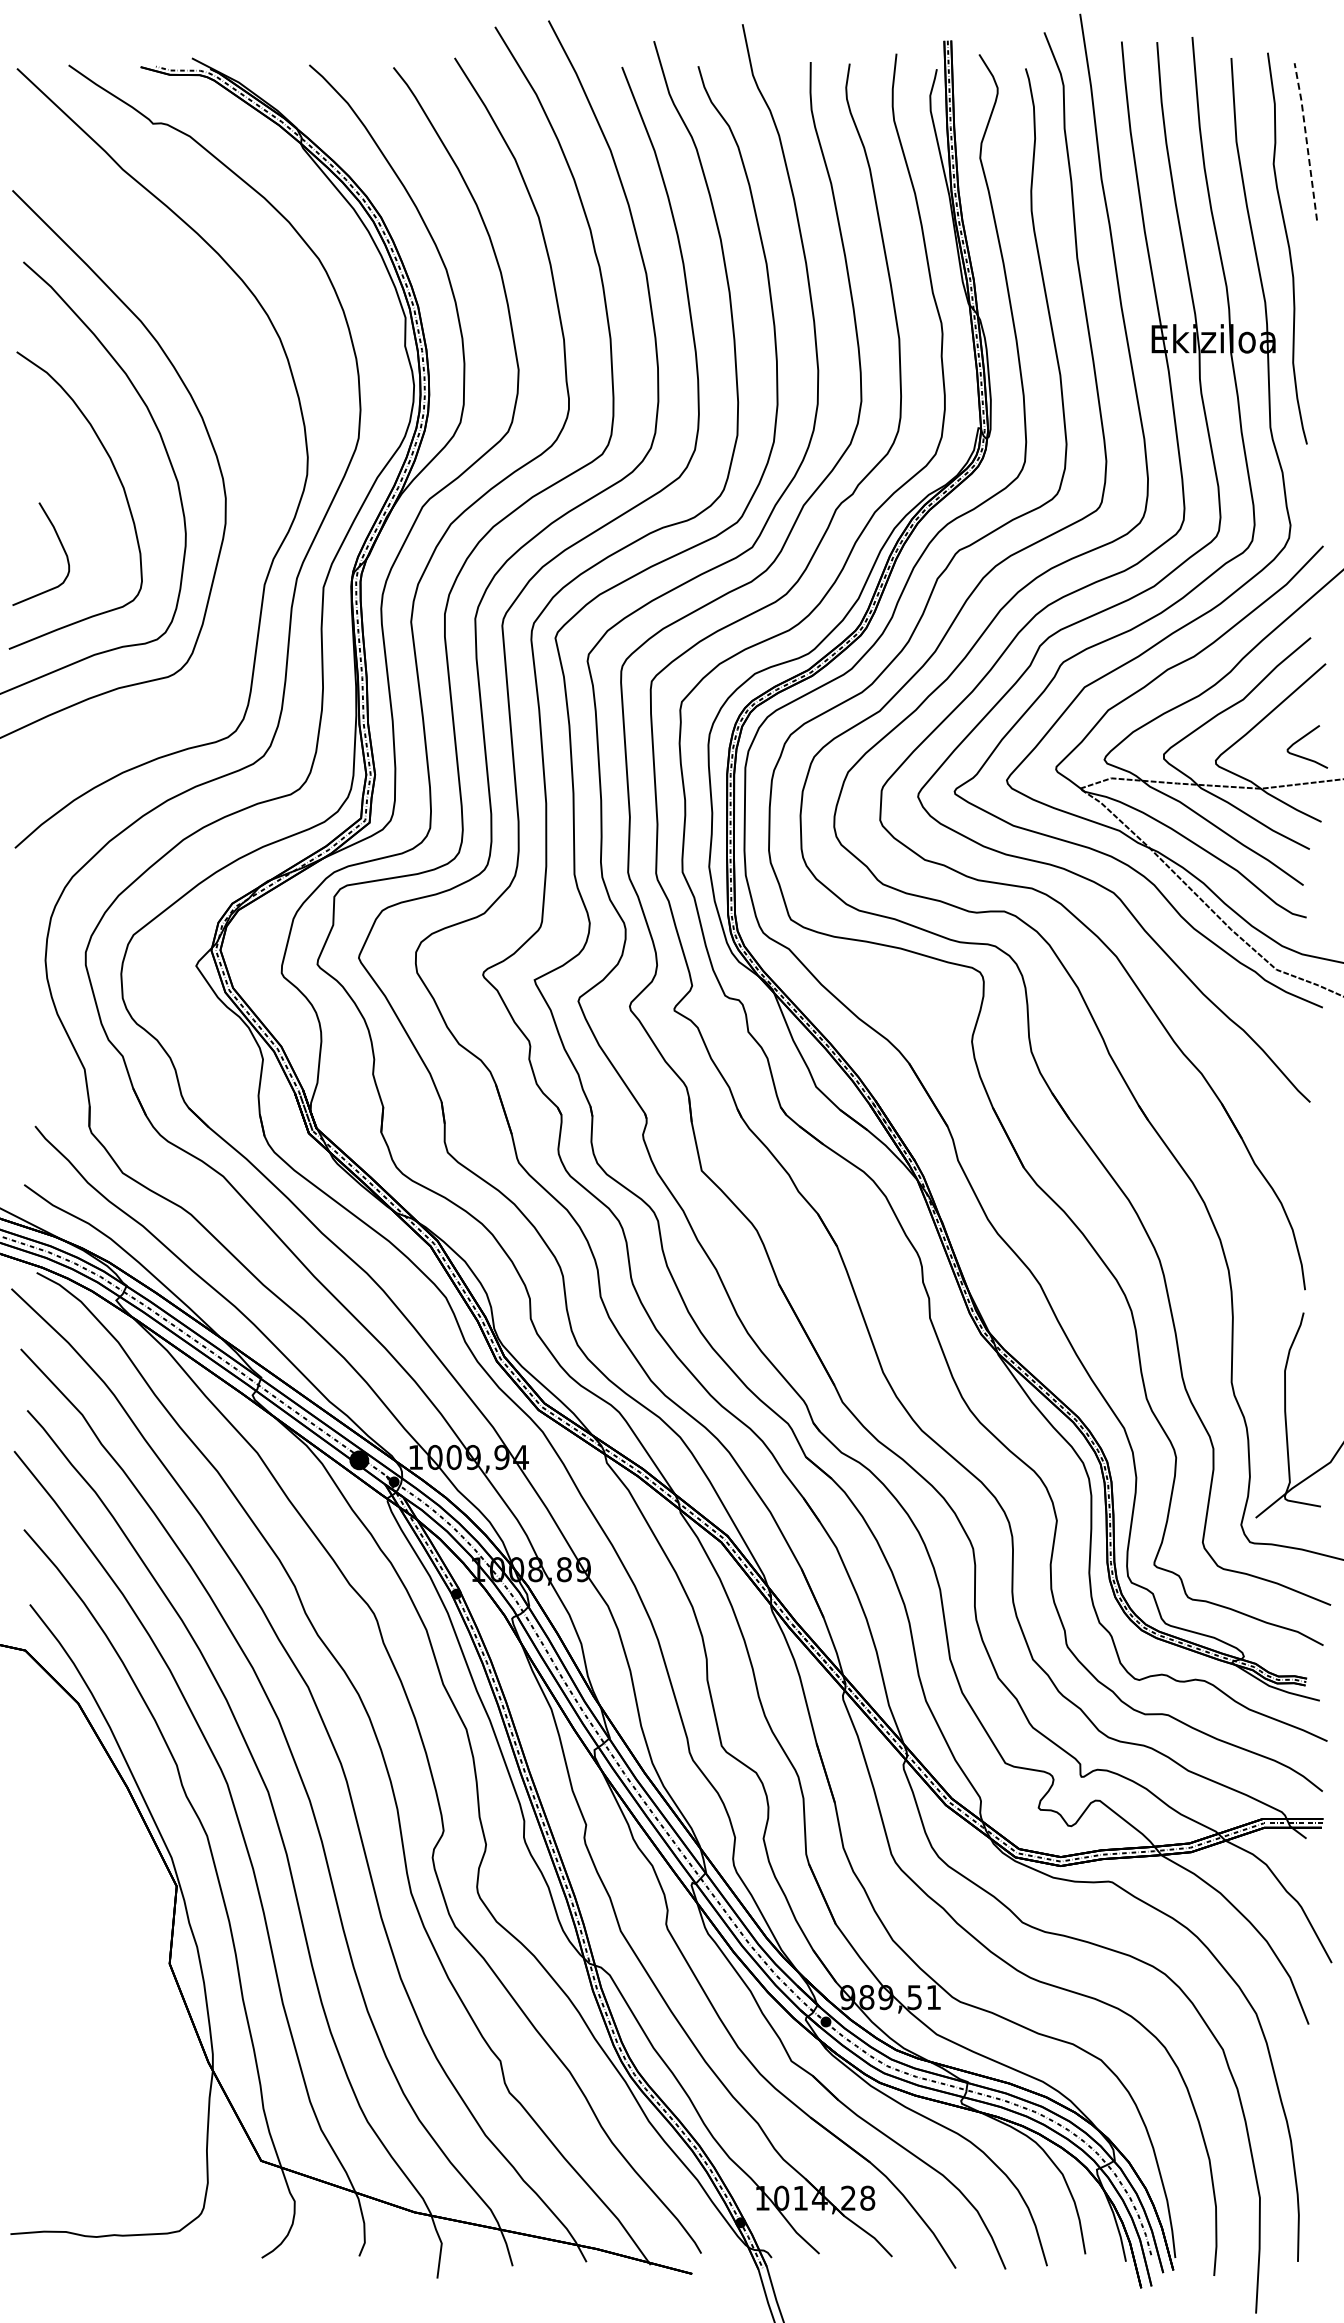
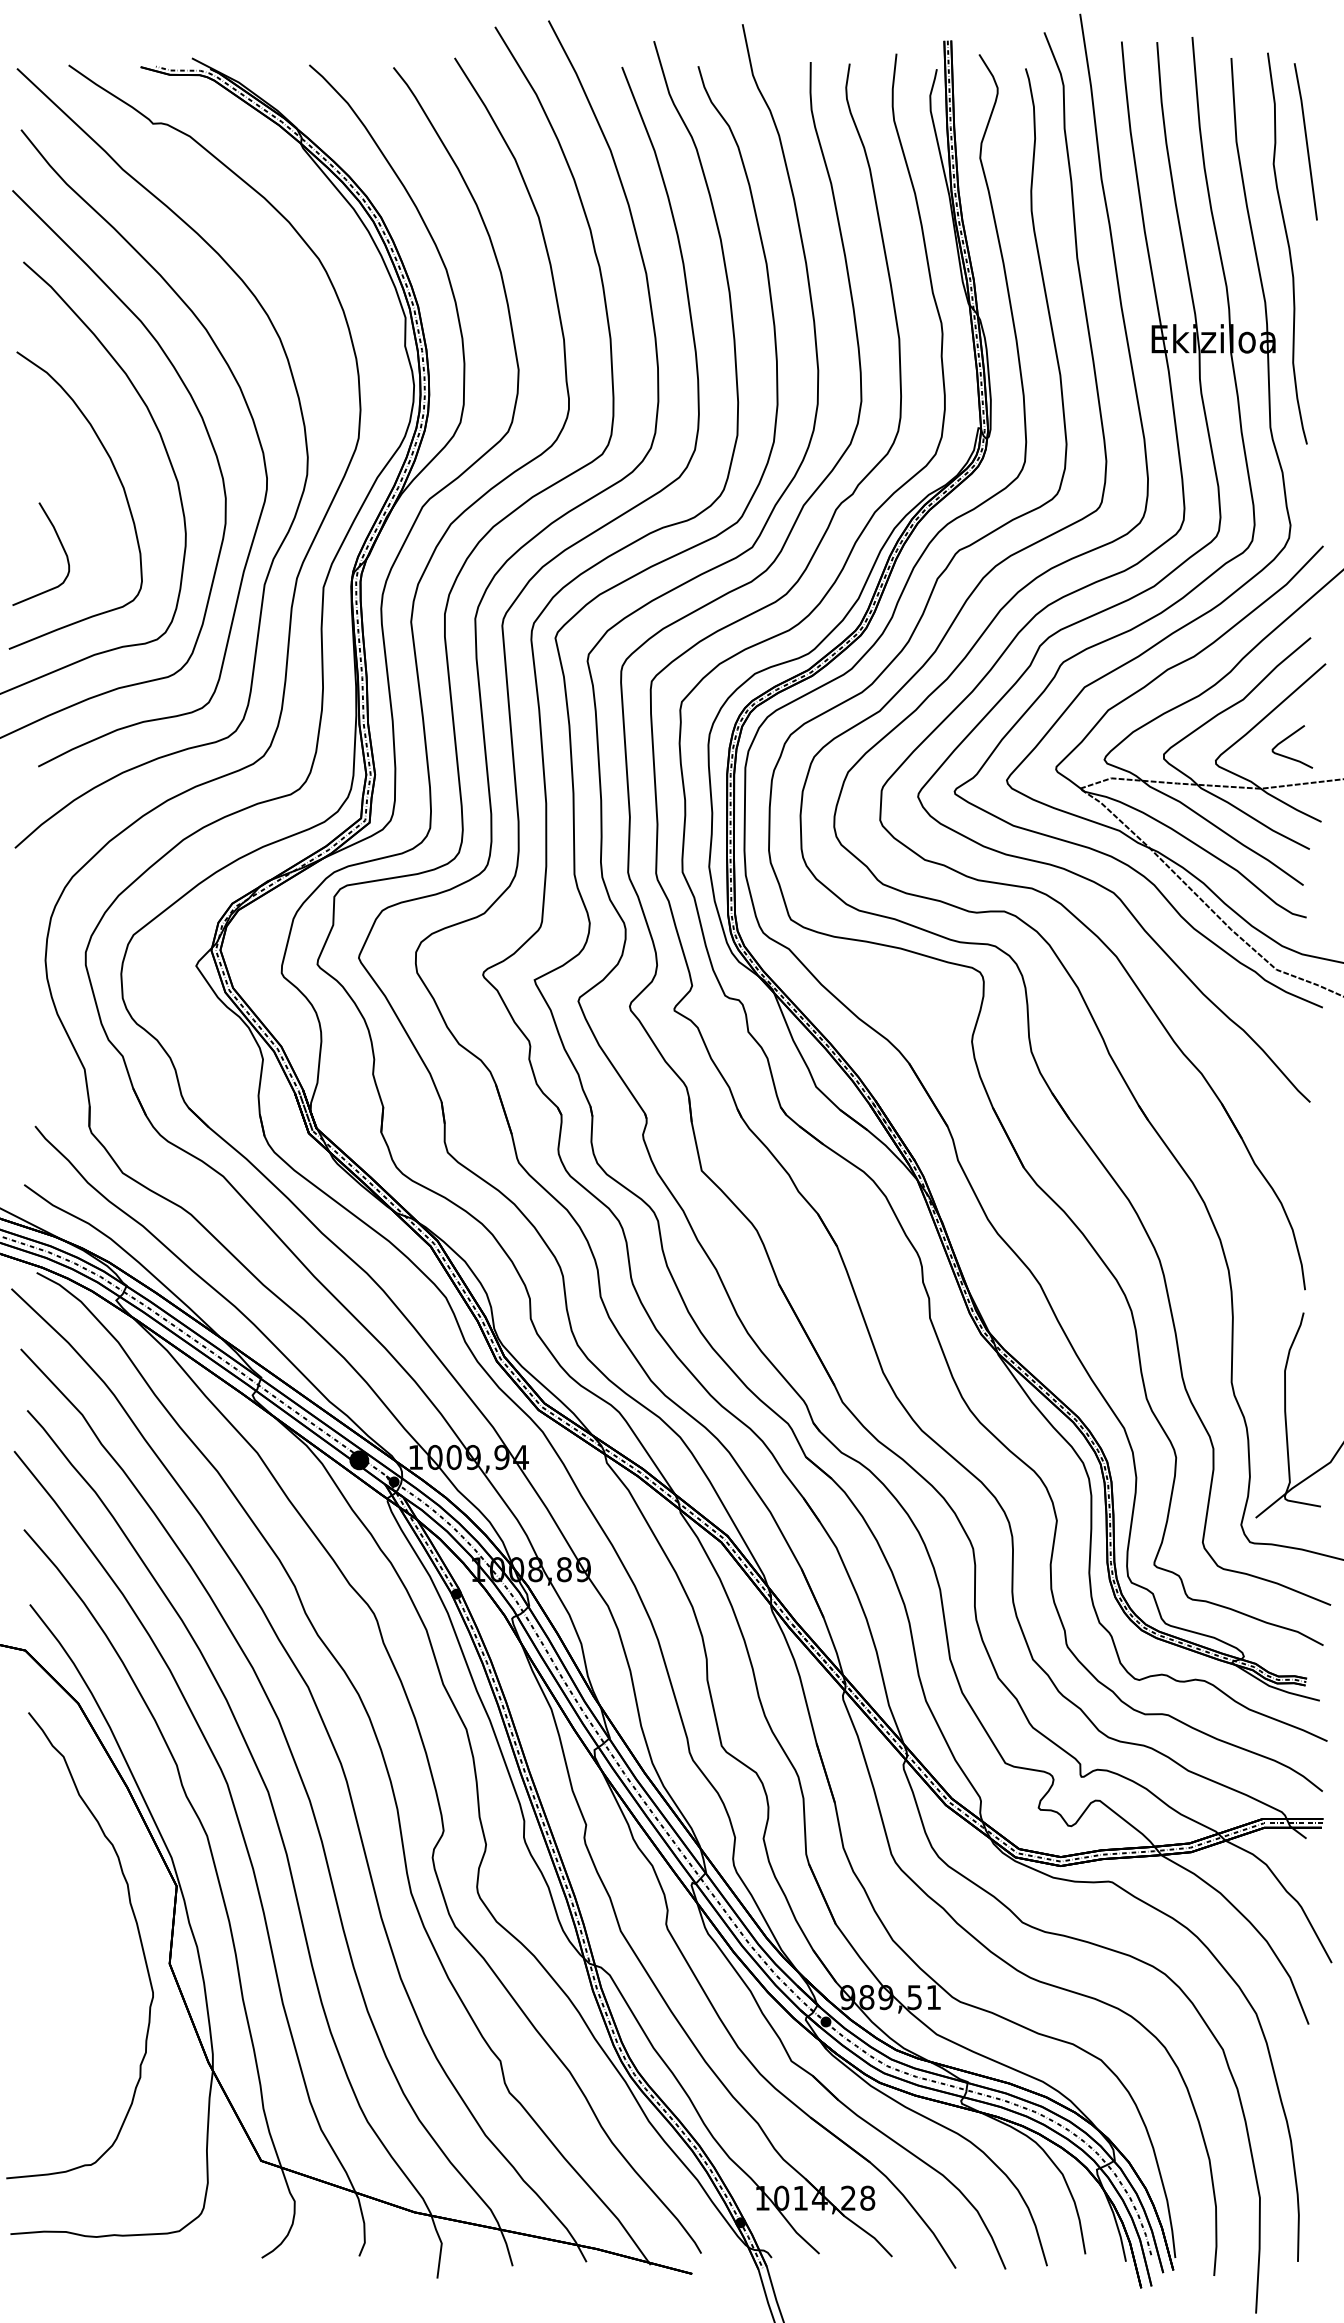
line: dashed -> solid (1306, 140)
curve: none -> present (245, 404)
curve position: (1303, 738) -> (1288, 738) (1288, 738)
curve: none -> present (137, 1931)
